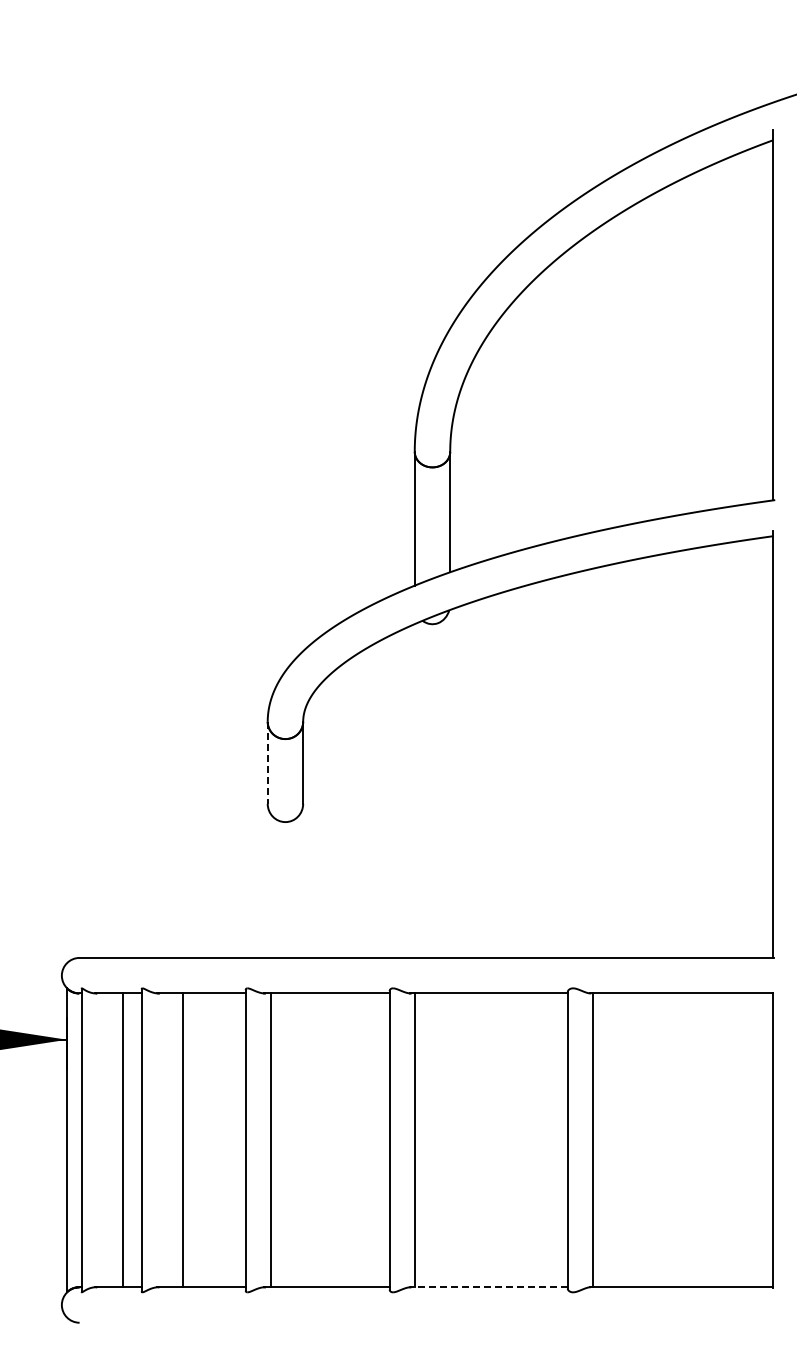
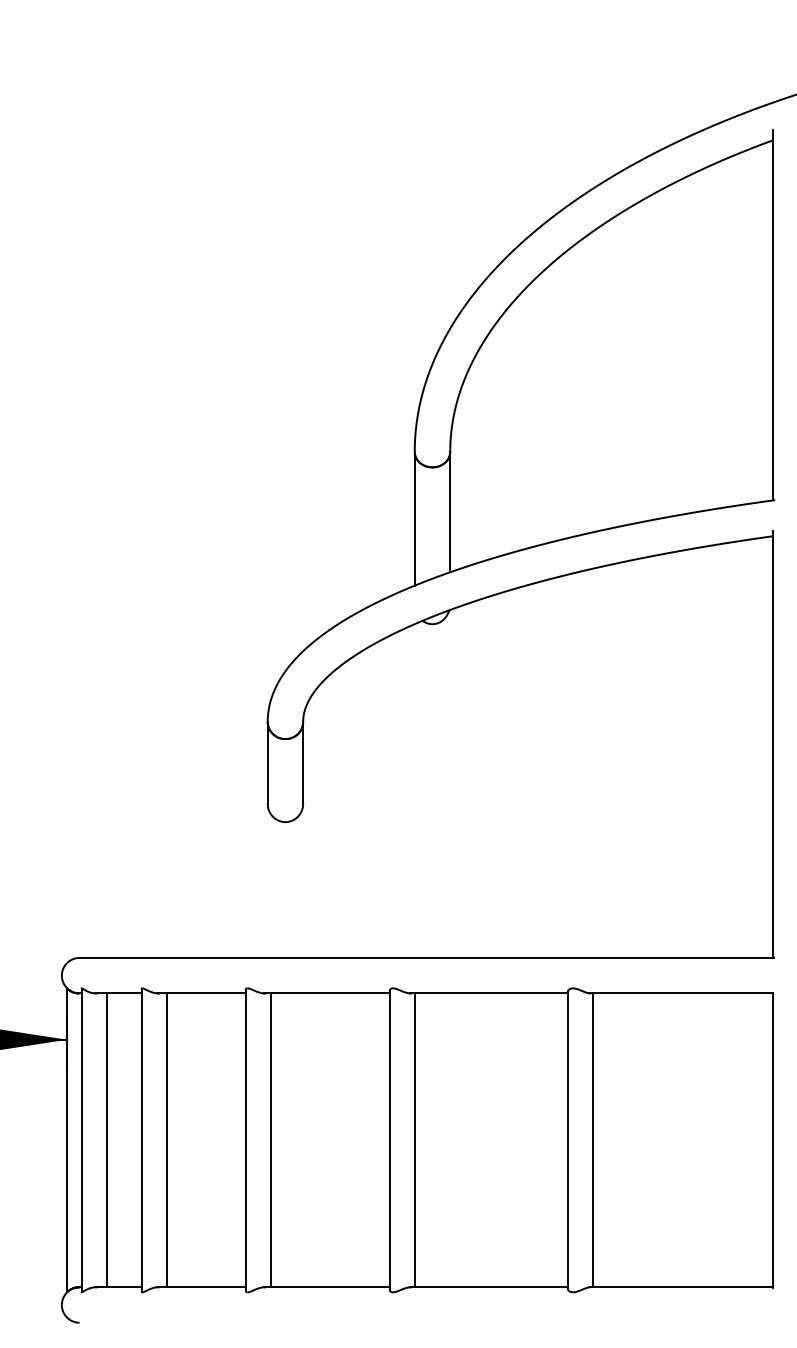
line: dashed -> solid (267, 762)
line position: (122, 1140) -> (106, 1140) (106, 1140)
line position: (182, 1140) -> (166, 1140) (166, 1140)
line: dashed -> solid (488, 1287)
